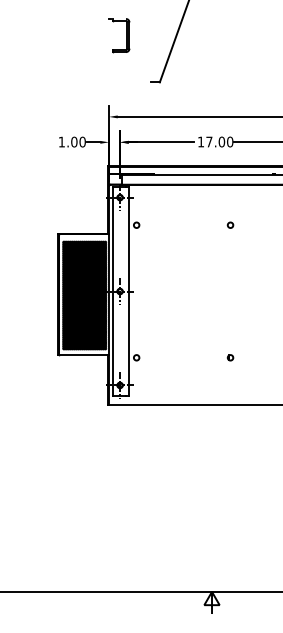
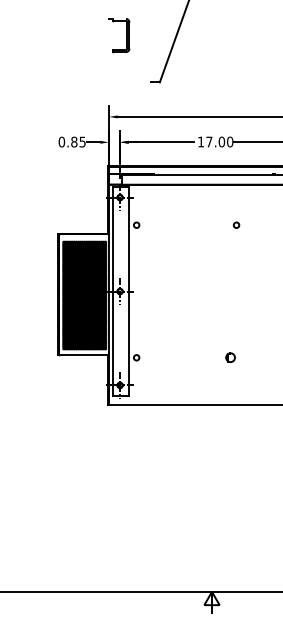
text: 1.00 -> 0.85 (71, 141)
circle position: (230, 224) -> (236, 224) (236, 224)
part size: 9x8 px -> 11x11 px (230, 357)
